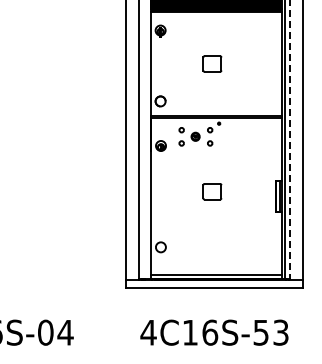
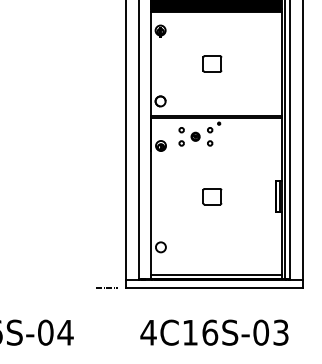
line: dashed -> solid (290, 140)
part position: (212, 191) -> (212, 196) (212, 196)
line: none -> present (106, 287)
text: 4C16S-53 -> 4C16S-03 (261, 332)
